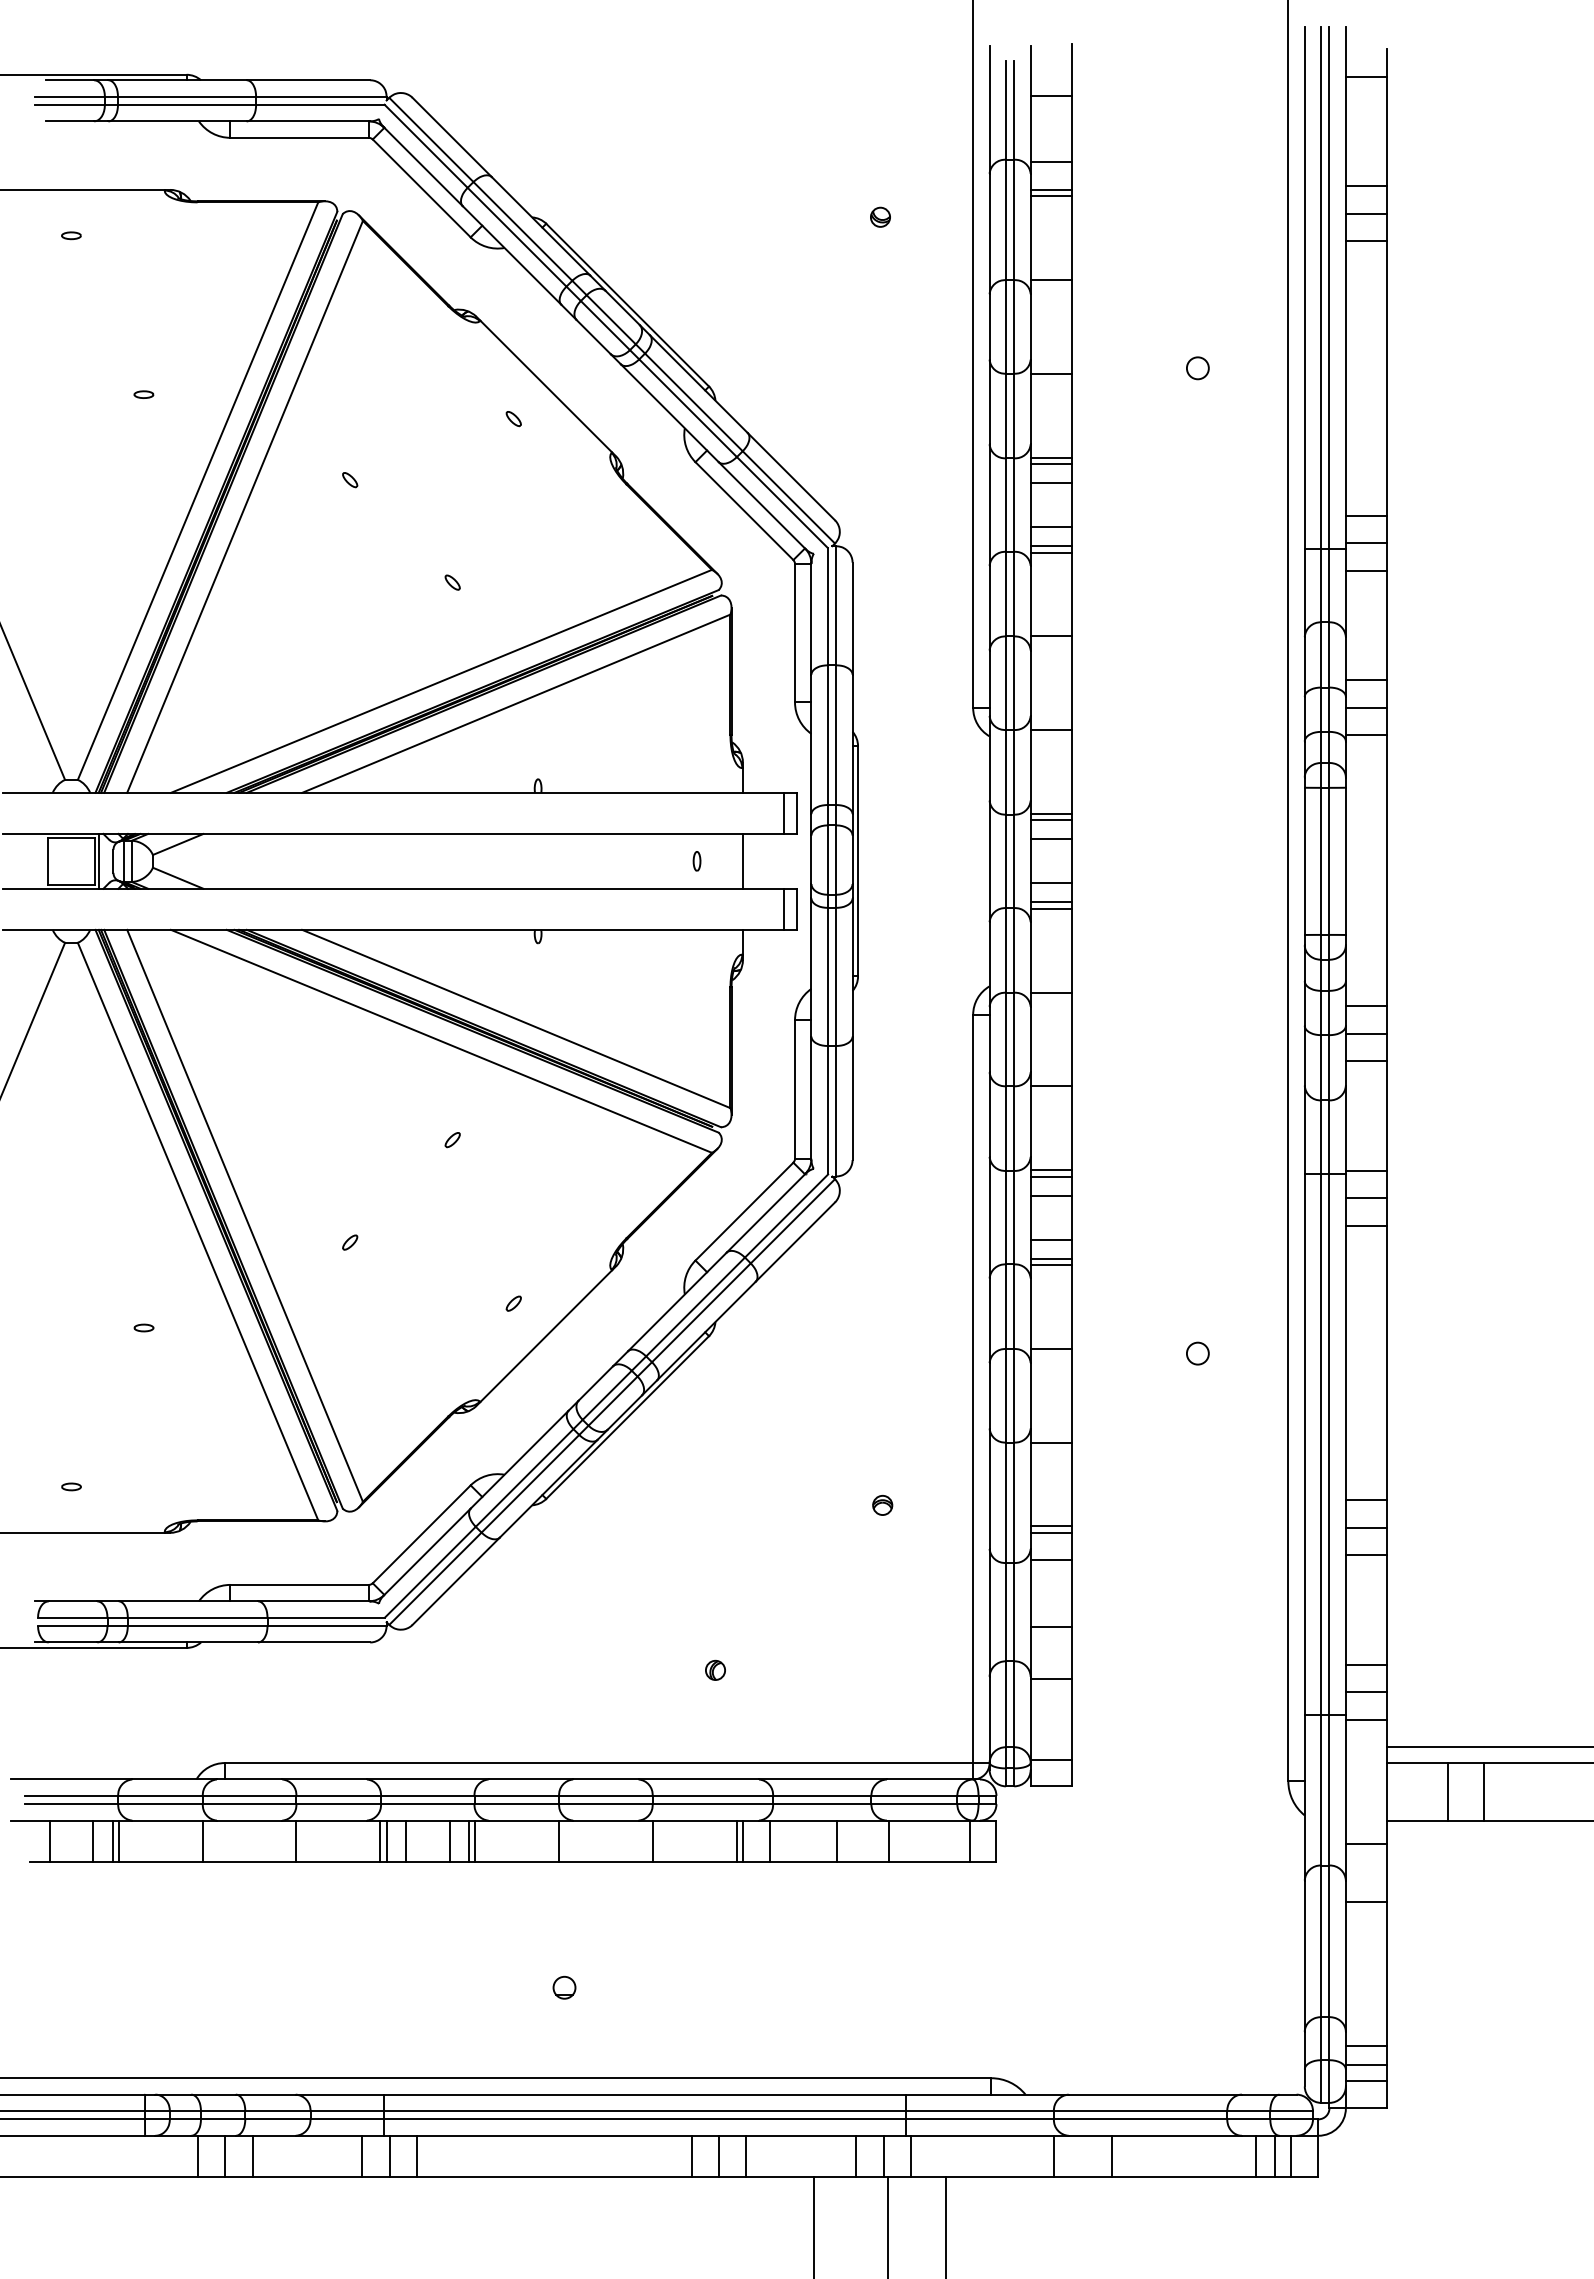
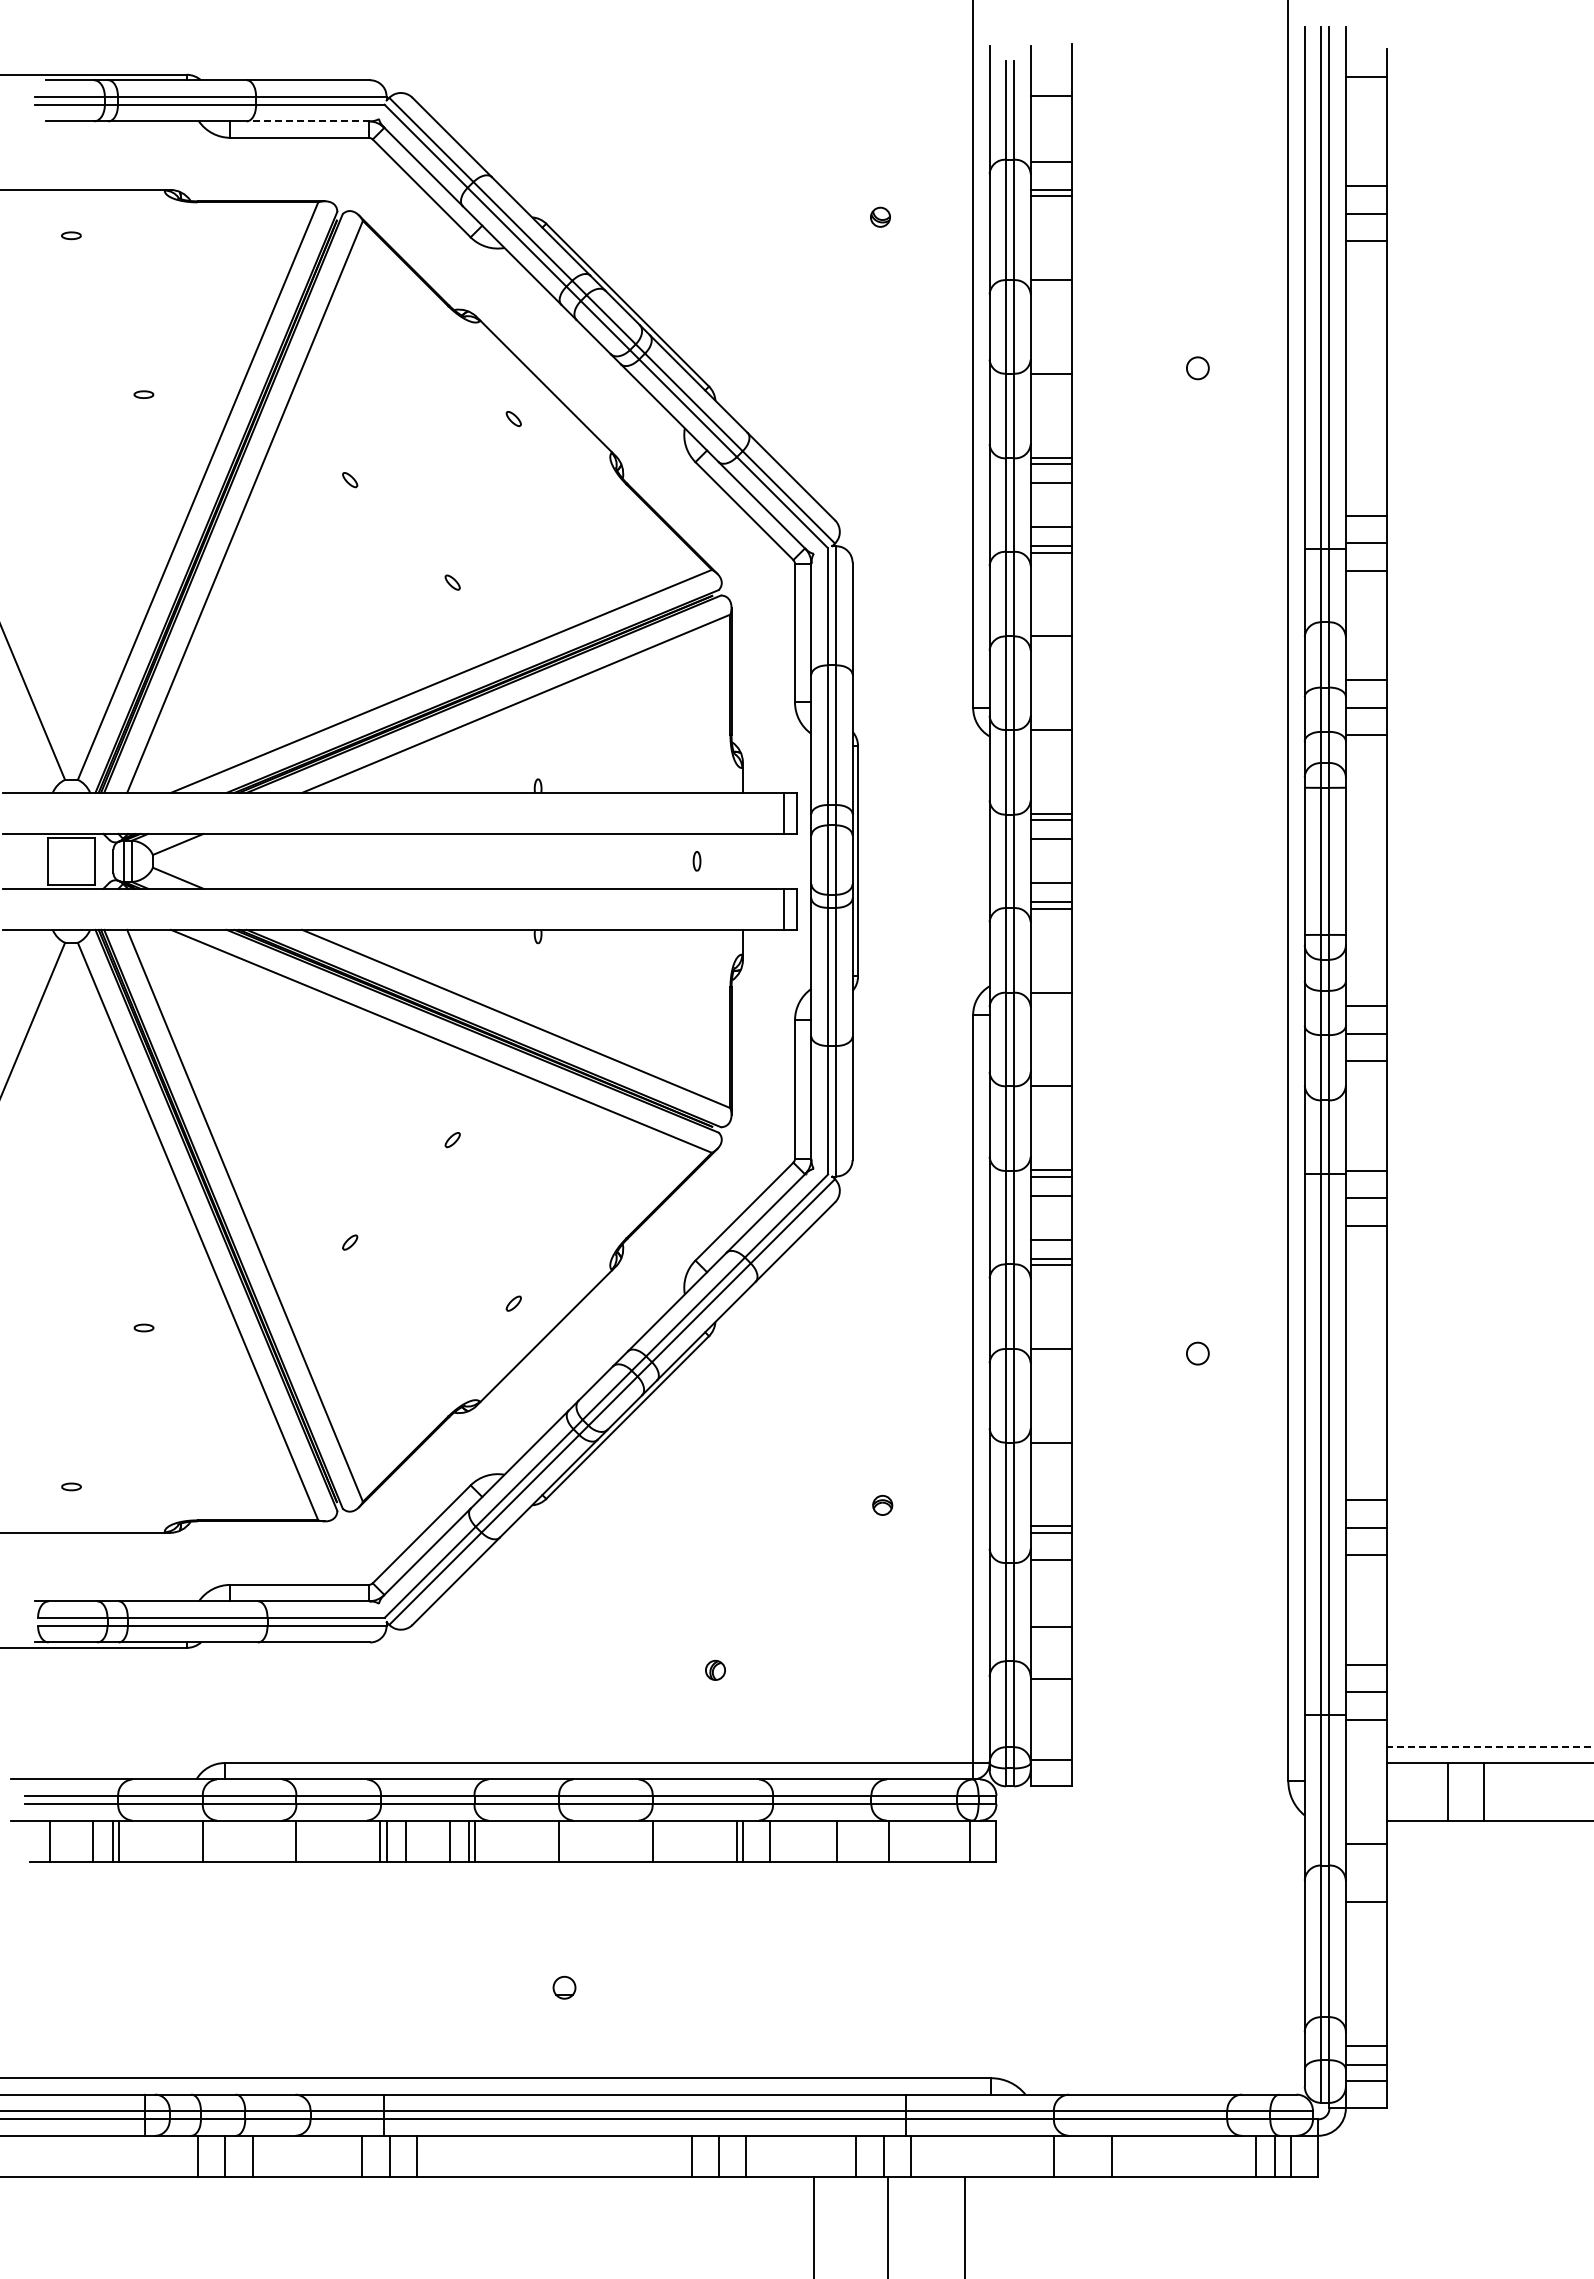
line: solid -> dashed (308, 121)
line: present -> none (98, 860)
line: present -> none (742, 860)
line: solid -> dashed (1489, 1746)
line position: (945, 2225) -> (964, 2225) (964, 2225)
